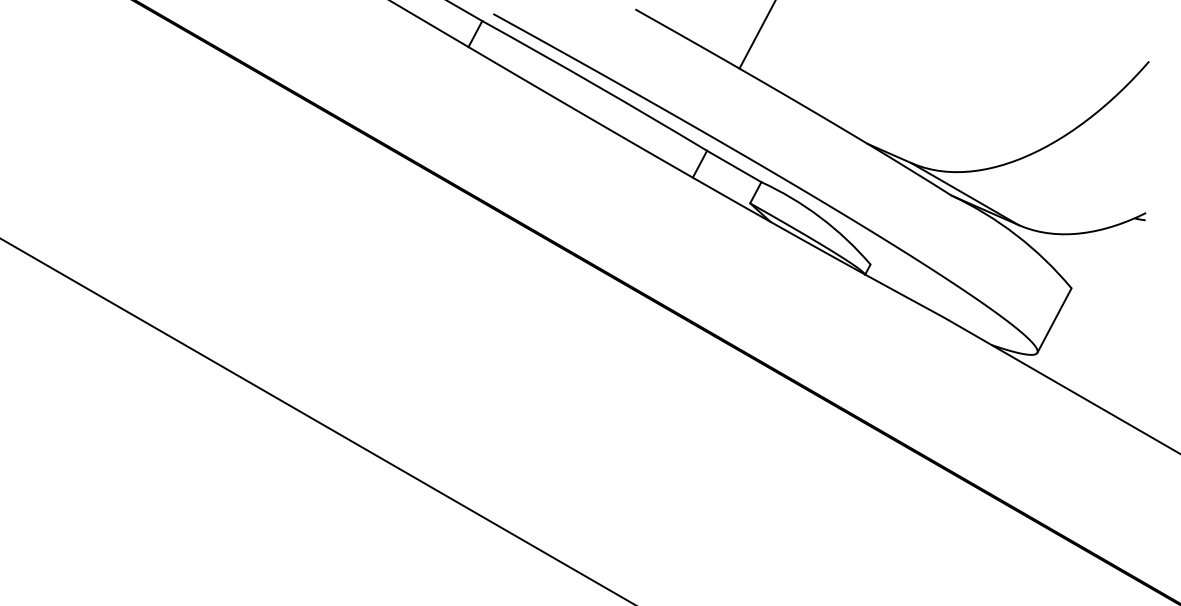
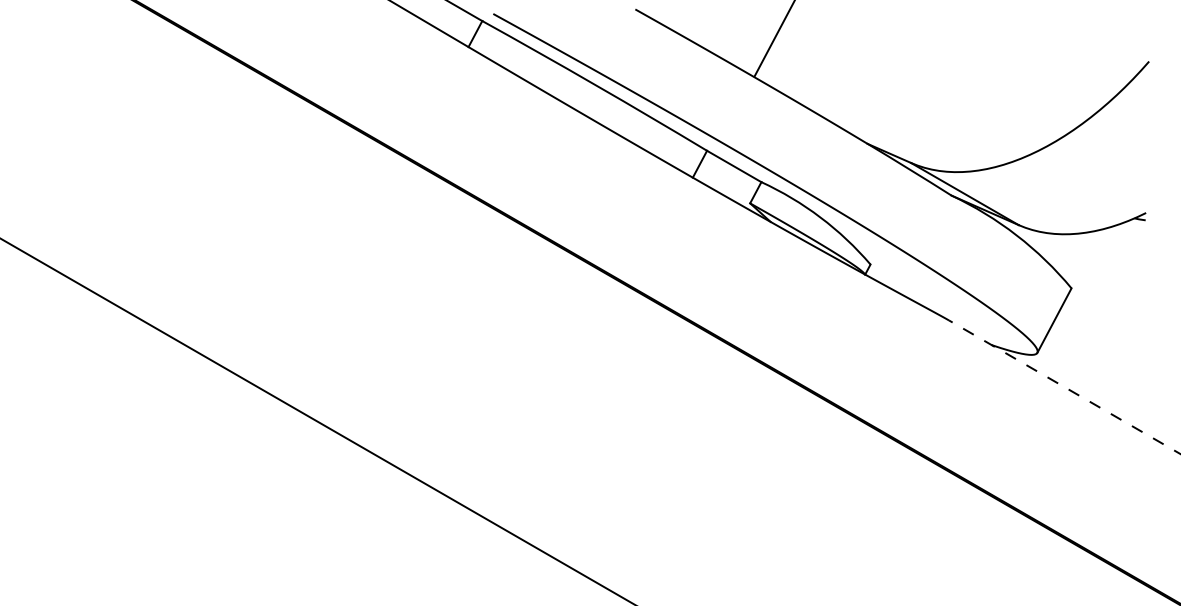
line position: (756, 35) -> (773, 39) (773, 39)
line: solid -> dashed (1064, 387)
